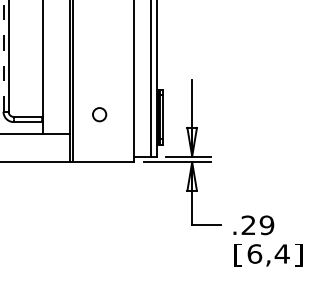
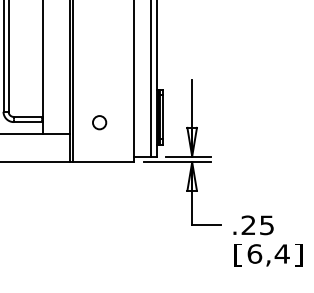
line: dashed -> solid (3, 55)
circle position: (99, 114) -> (99, 122) (99, 122)
text: .29 -> .25 (266, 224)
